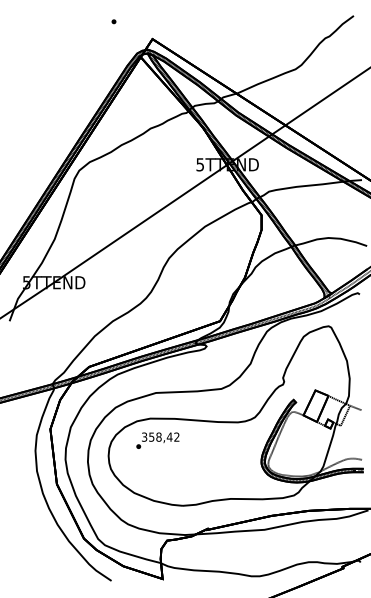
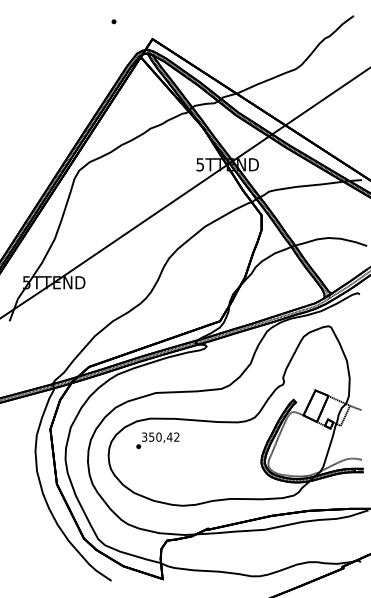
text: 358,42 -> 350,42 (158, 436)
